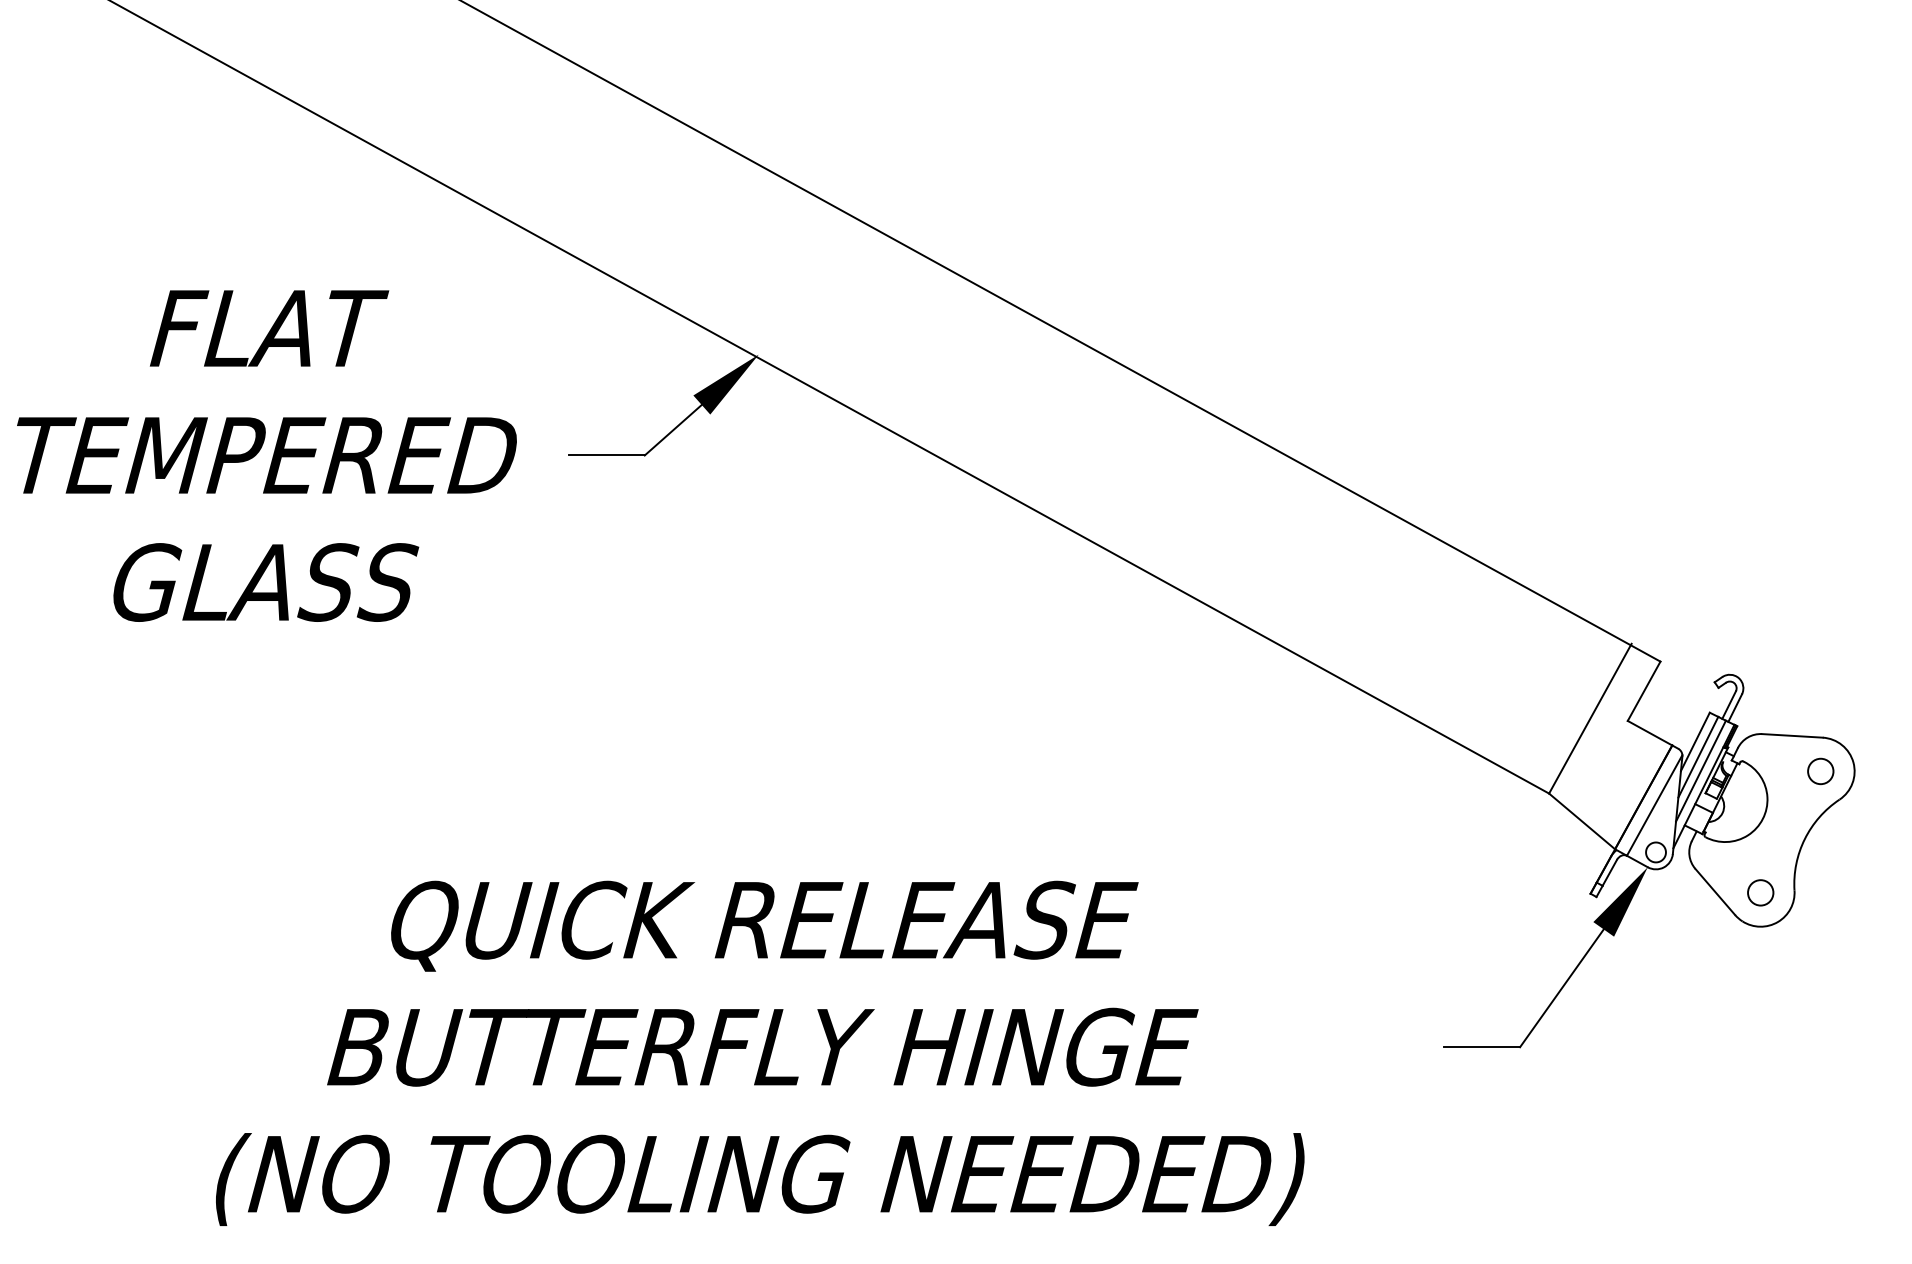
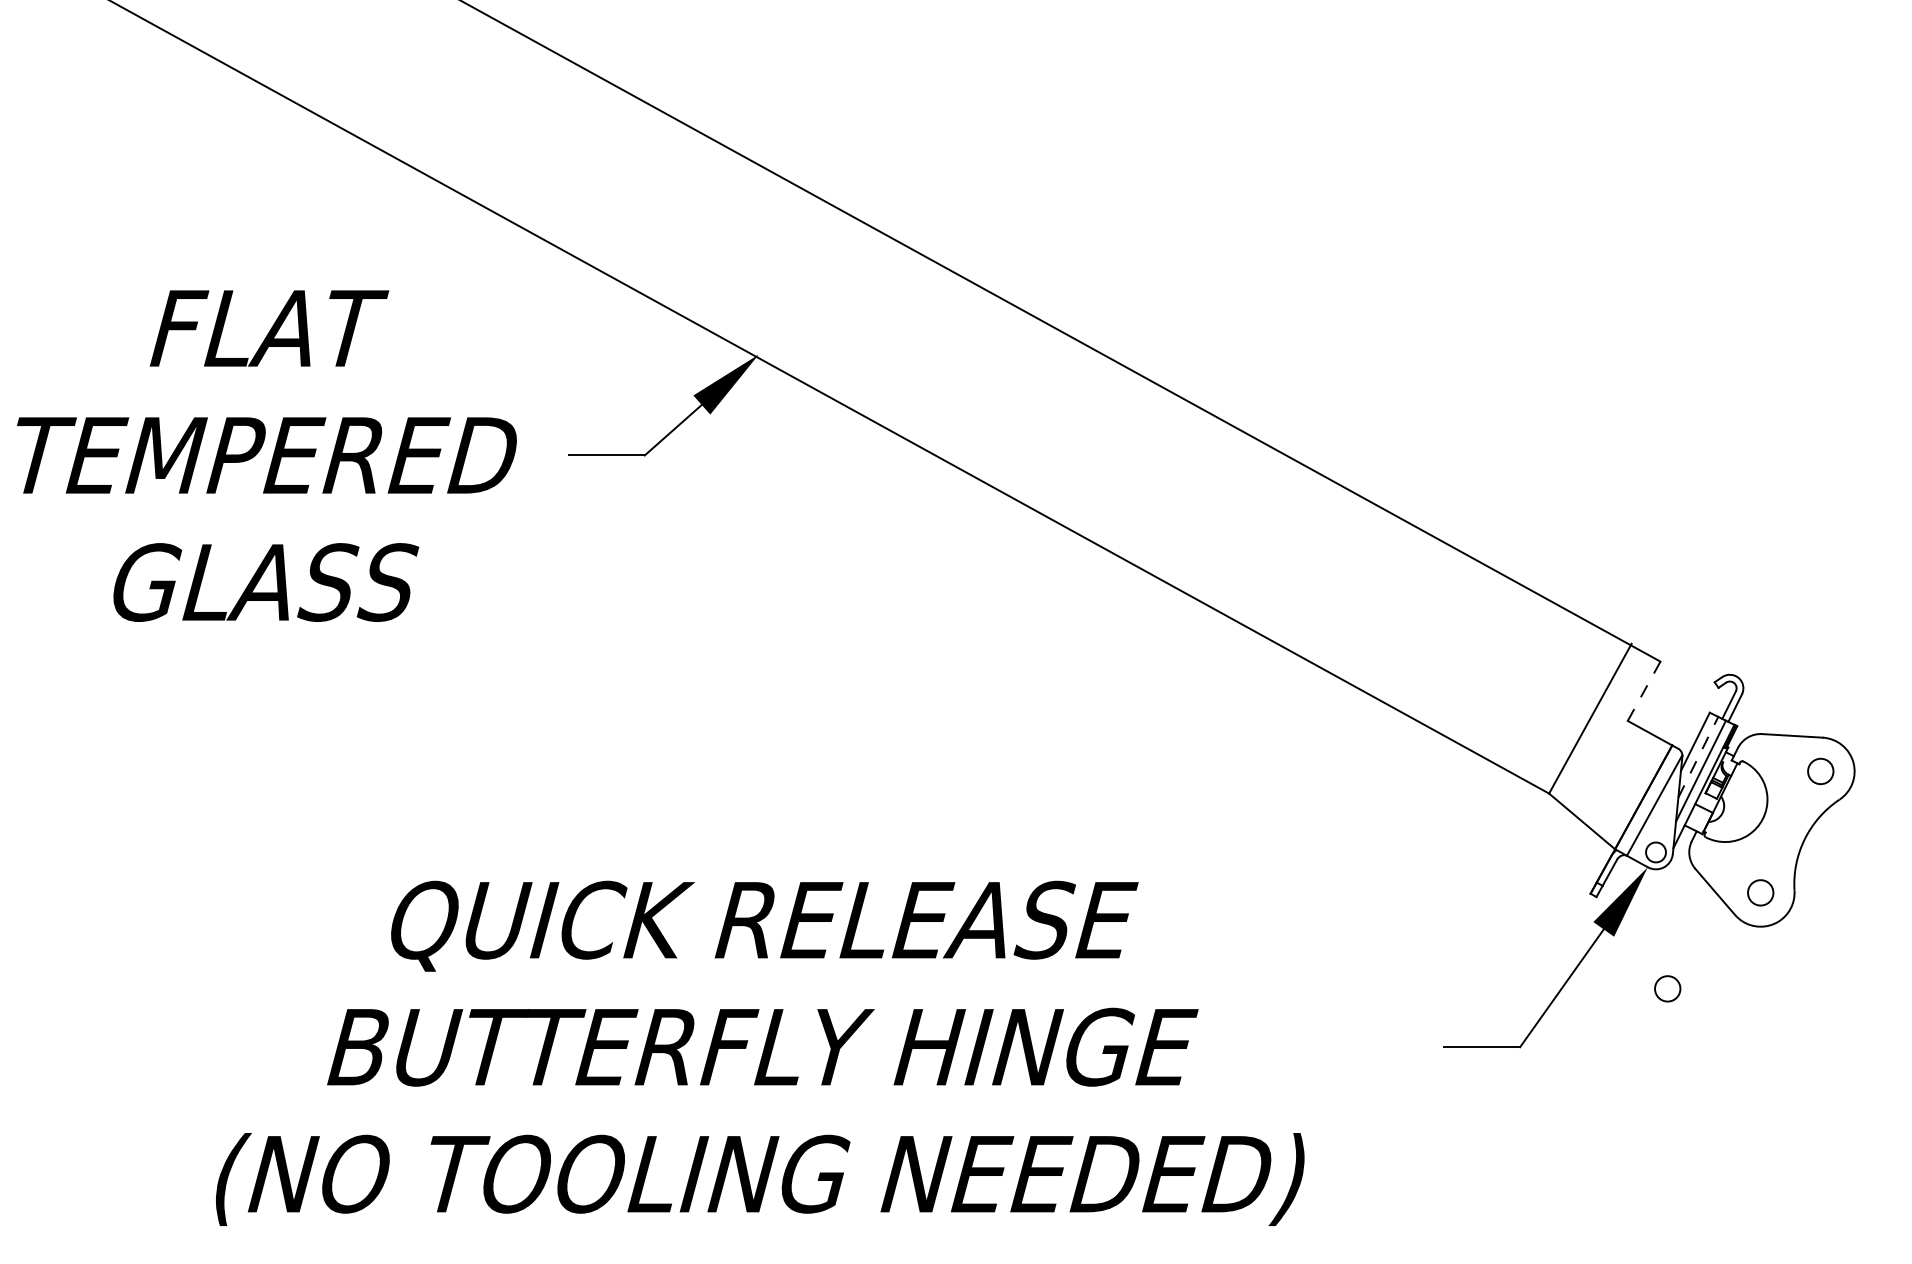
line: solid -> dashed (1644, 691)
line: solid -> dashed (1698, 756)
circle: none -> present (1667, 988)
